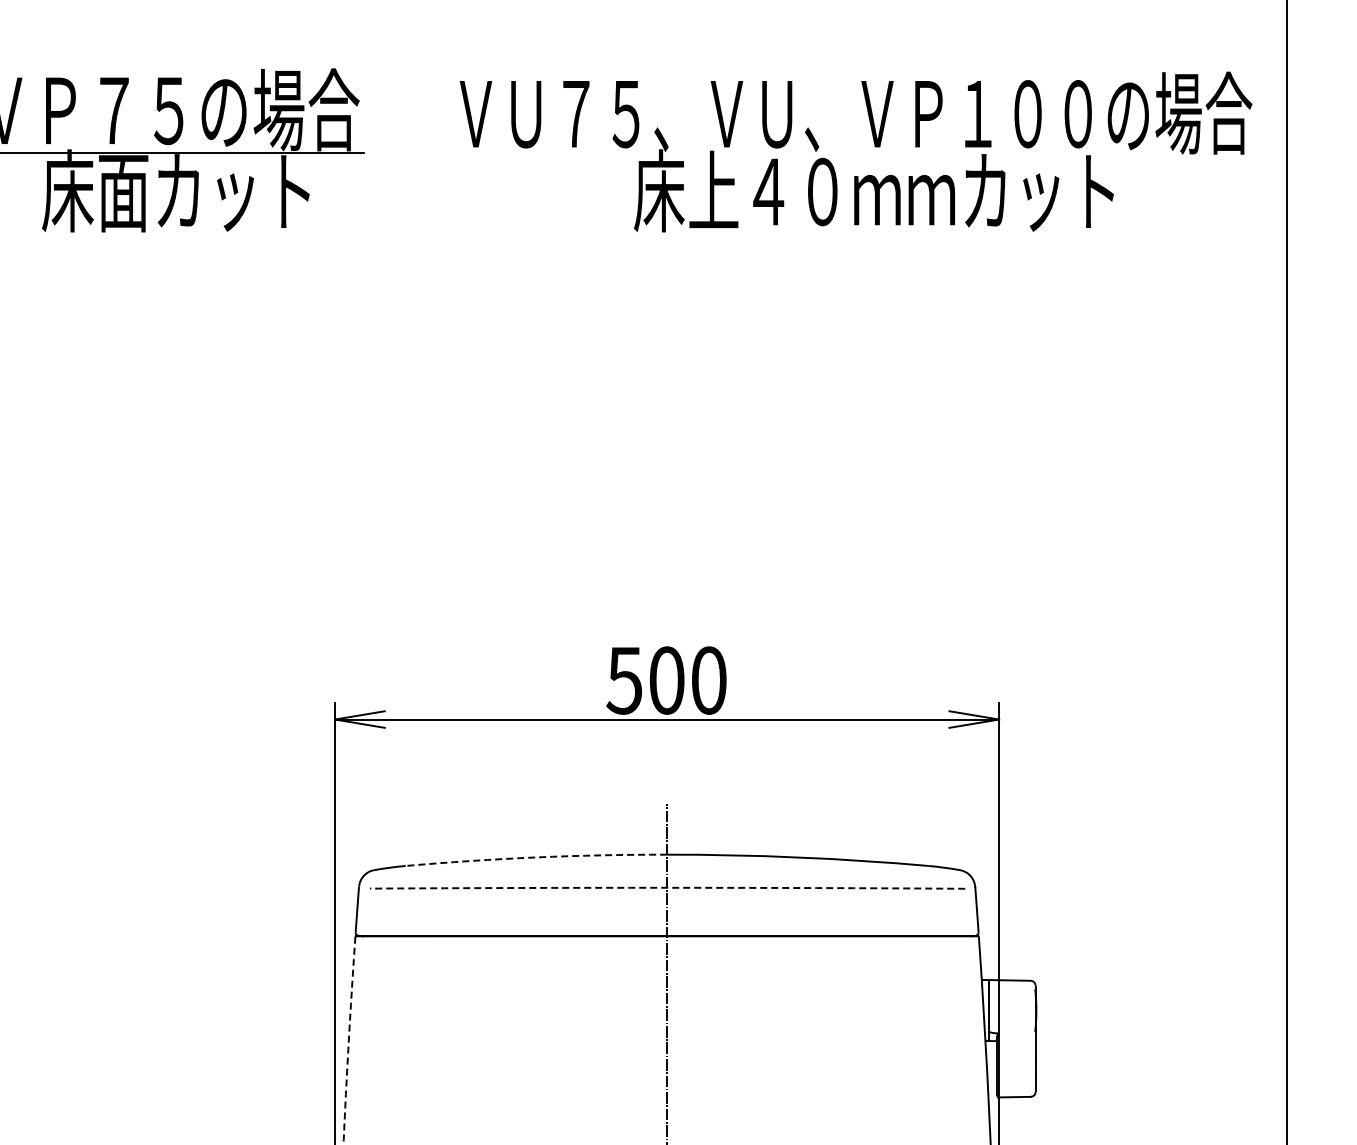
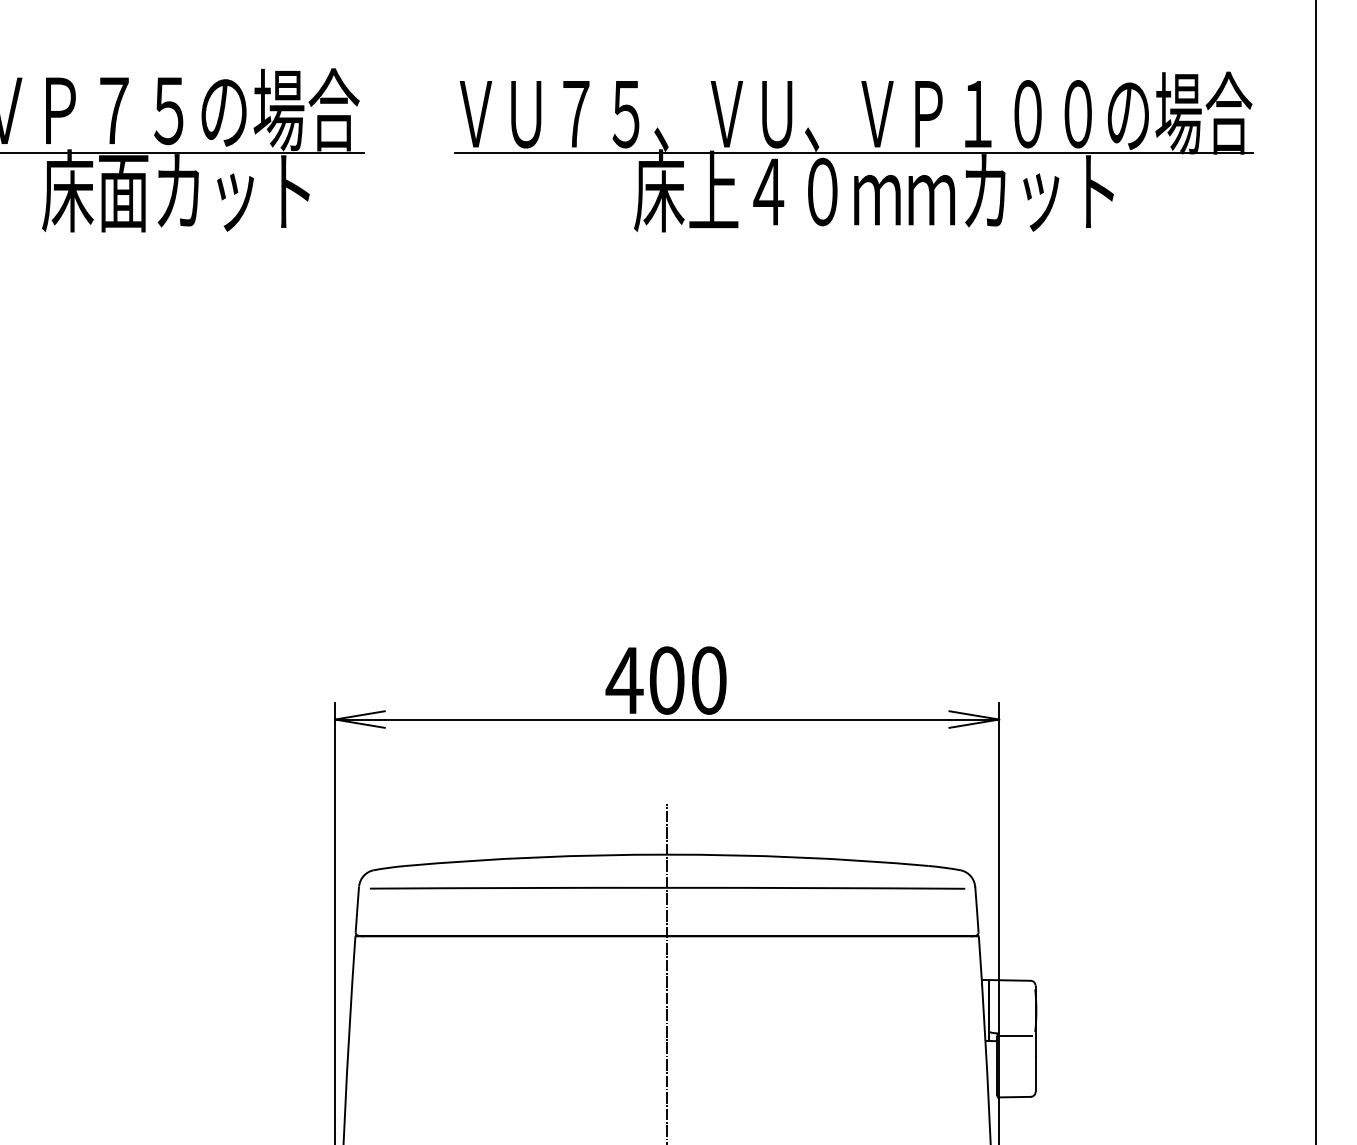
line: none -> present (854, 153)
line position: (1287, 571) -> (1316, 571) (1316, 571)
text: 500 -> 400 (624, 680)
arc: dashed -> solid (536, 857)
arc: dashed -> solid (667, 887)
line: none -> present (1016, 1036)
arc: dashed -> solid (348, 1040)
